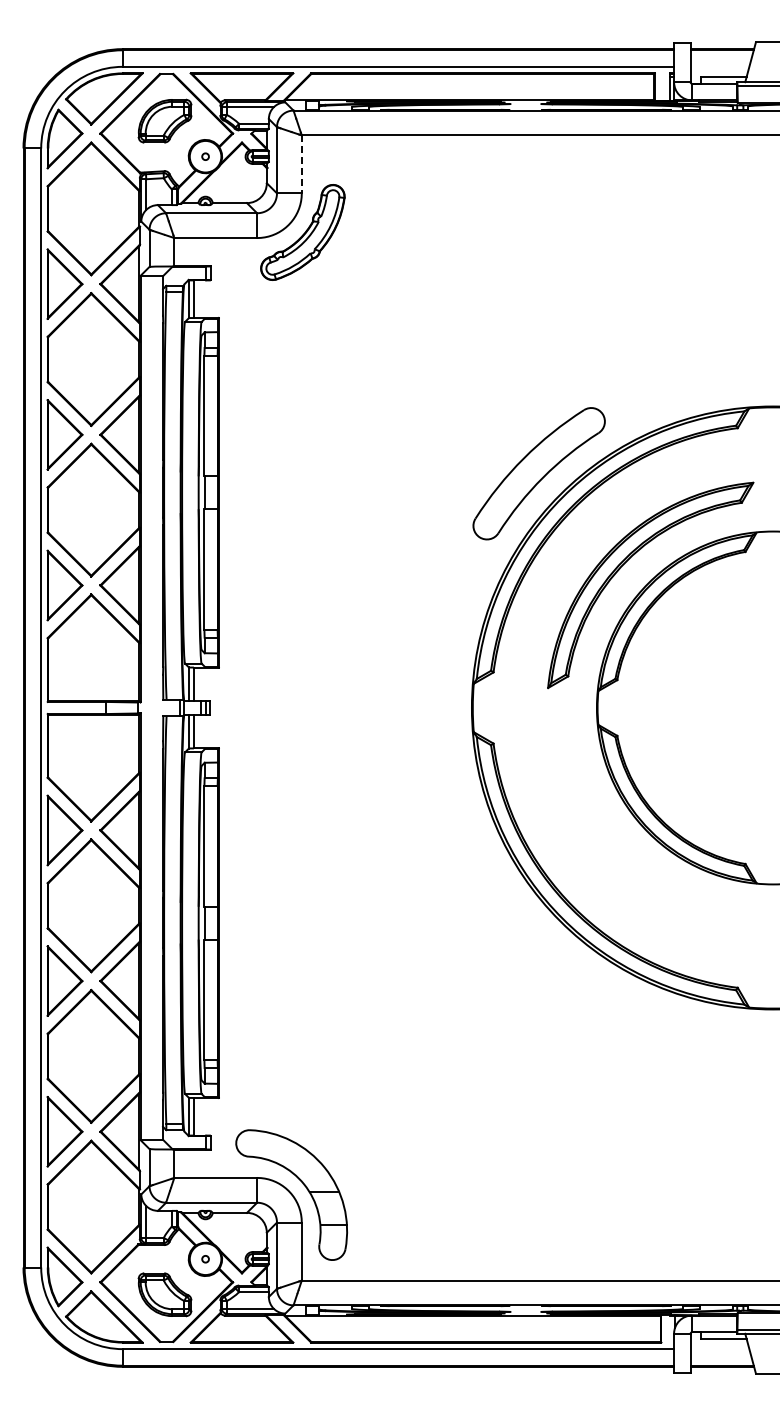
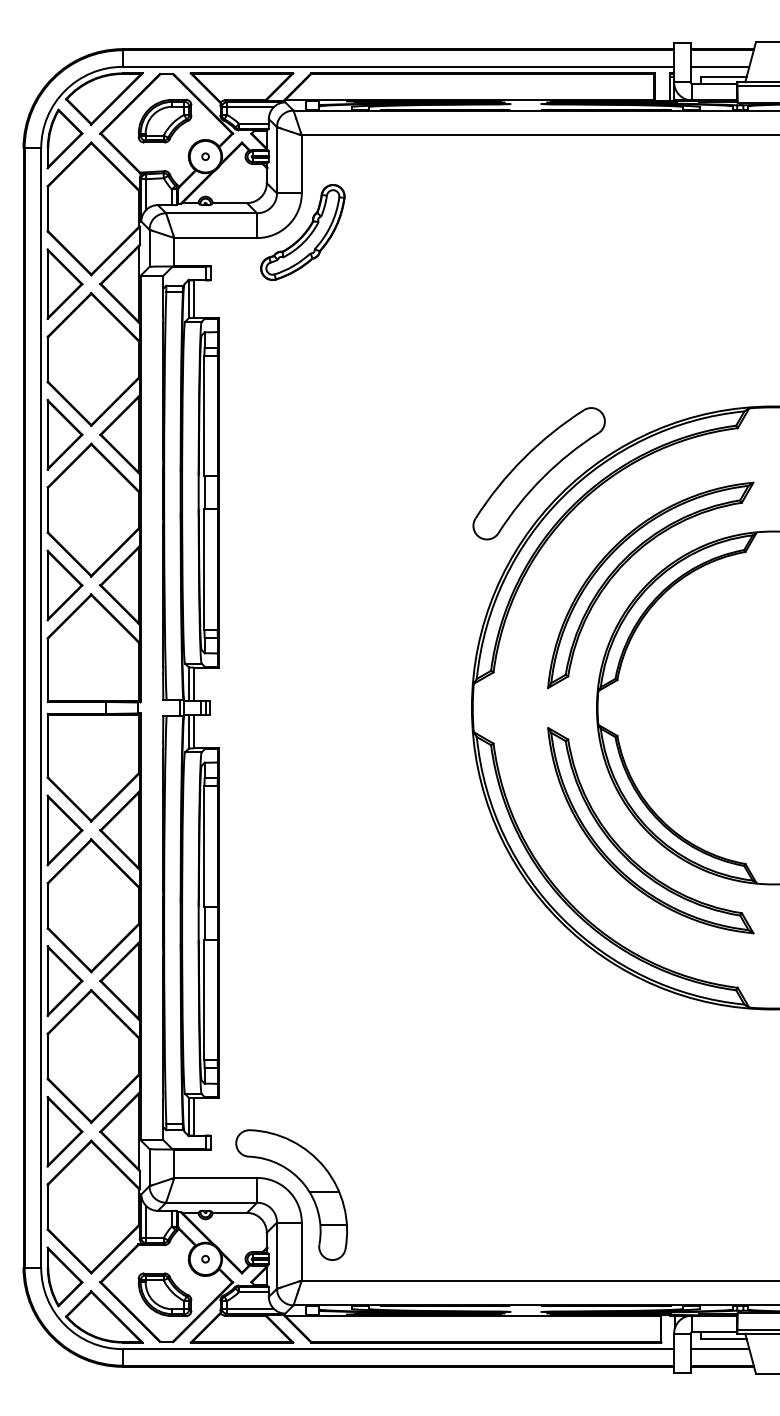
line: none -> present (719, 66)
line: dashed -> solid (301, 164)
part: none -> present (626, 853)
line: none -> present (719, 1349)
